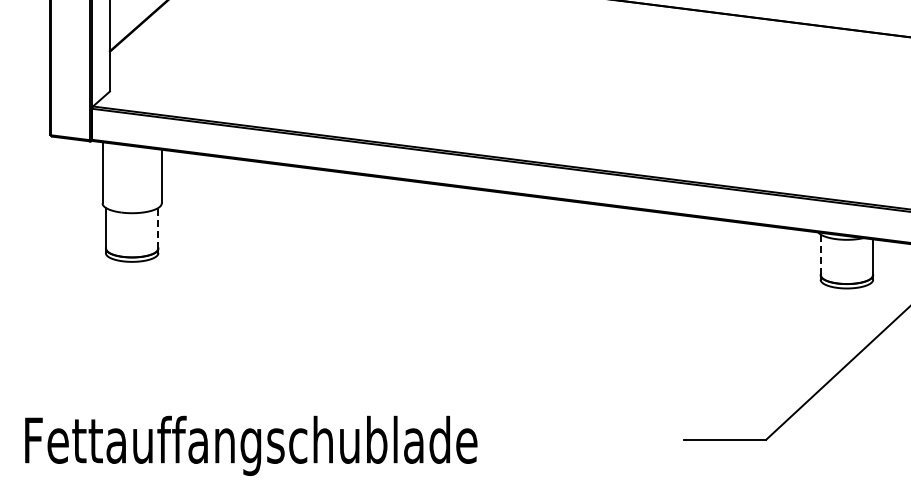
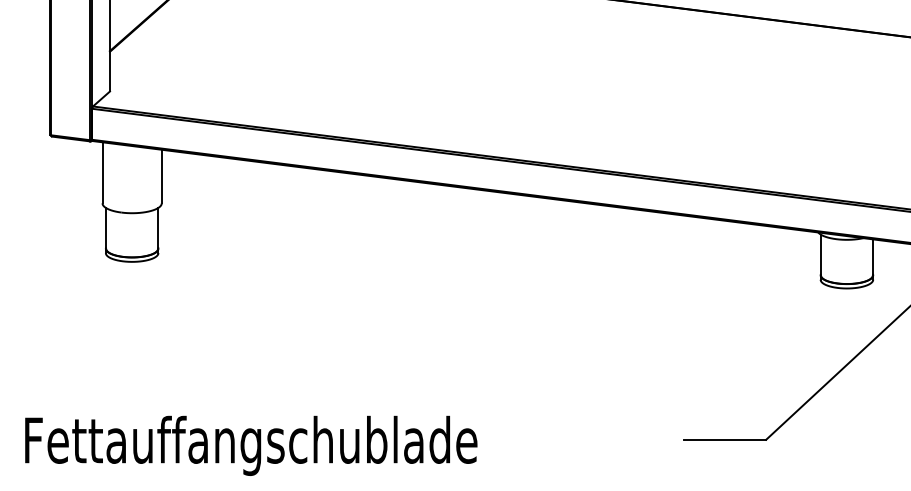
line: dashed -> solid (158, 227)
line: dashed -> solid (821, 255)
